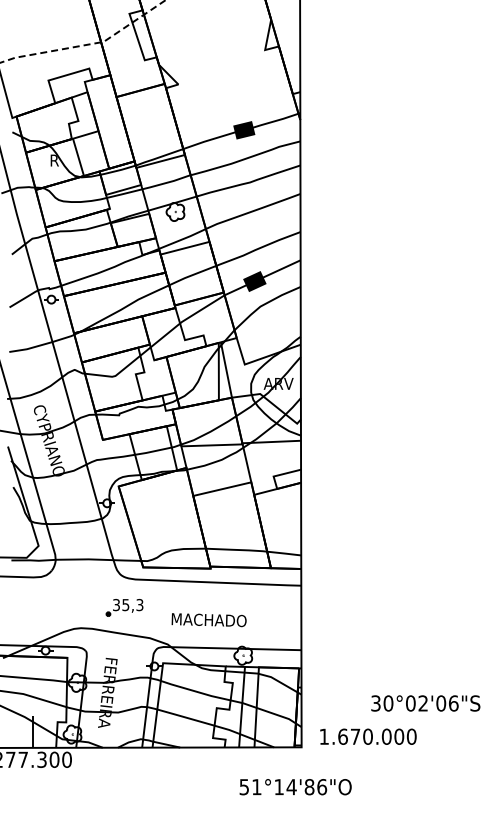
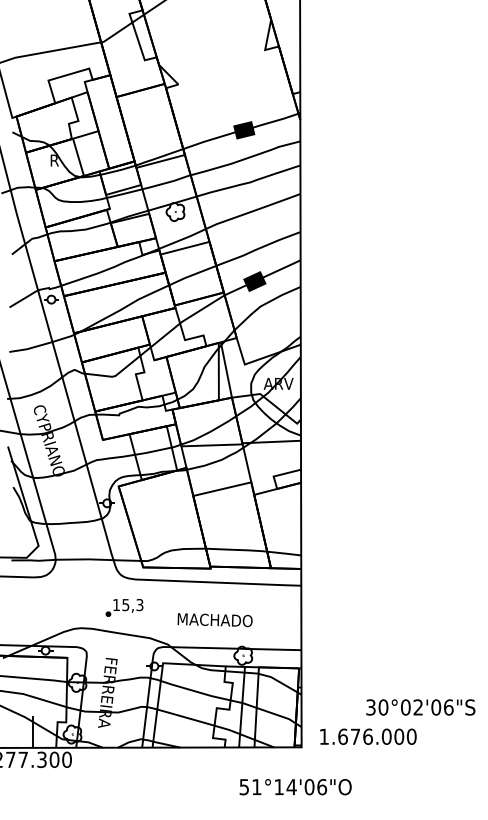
line: dashed -> solid (88, 44)
text: 35,3 -> 15,3 (116, 605)
text position: (208, 620) -> (214, 620) (214, 620)
text position: (425, 703) -> (420, 707) (420, 707)
text: 1.670.000 -> 1.676.000 (367, 736)
text: 51°14'86"O -> 51°14'06"O (309, 786)
